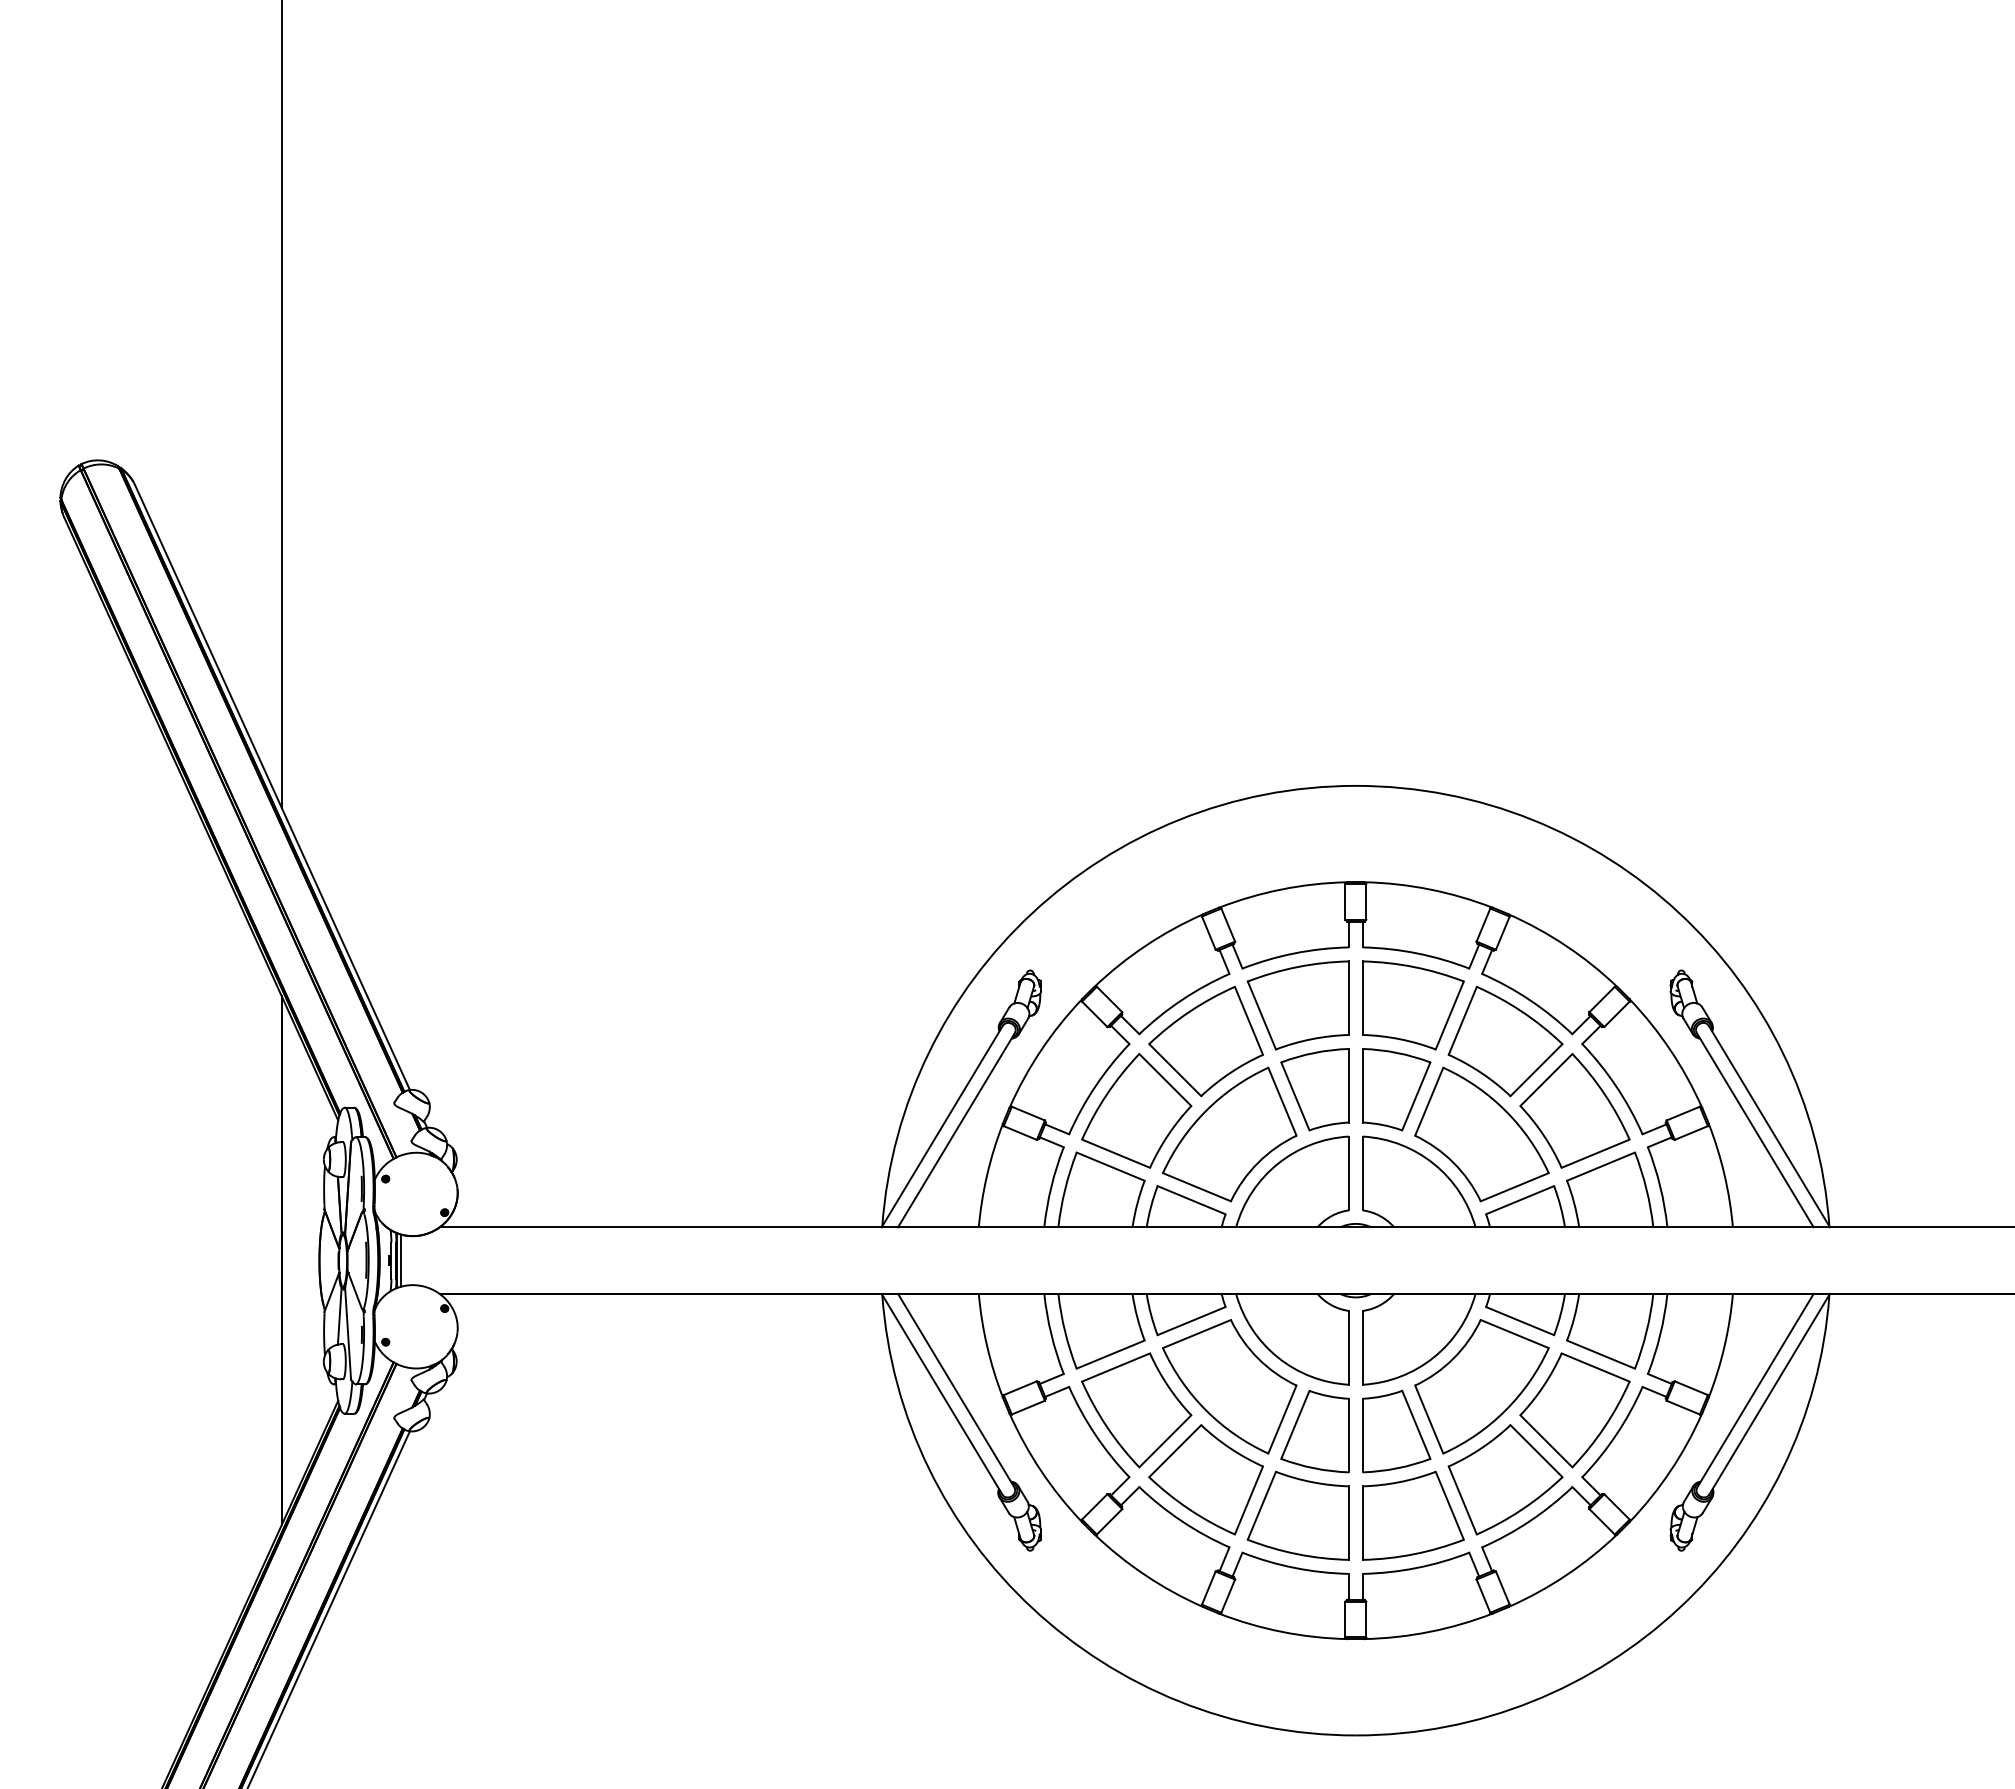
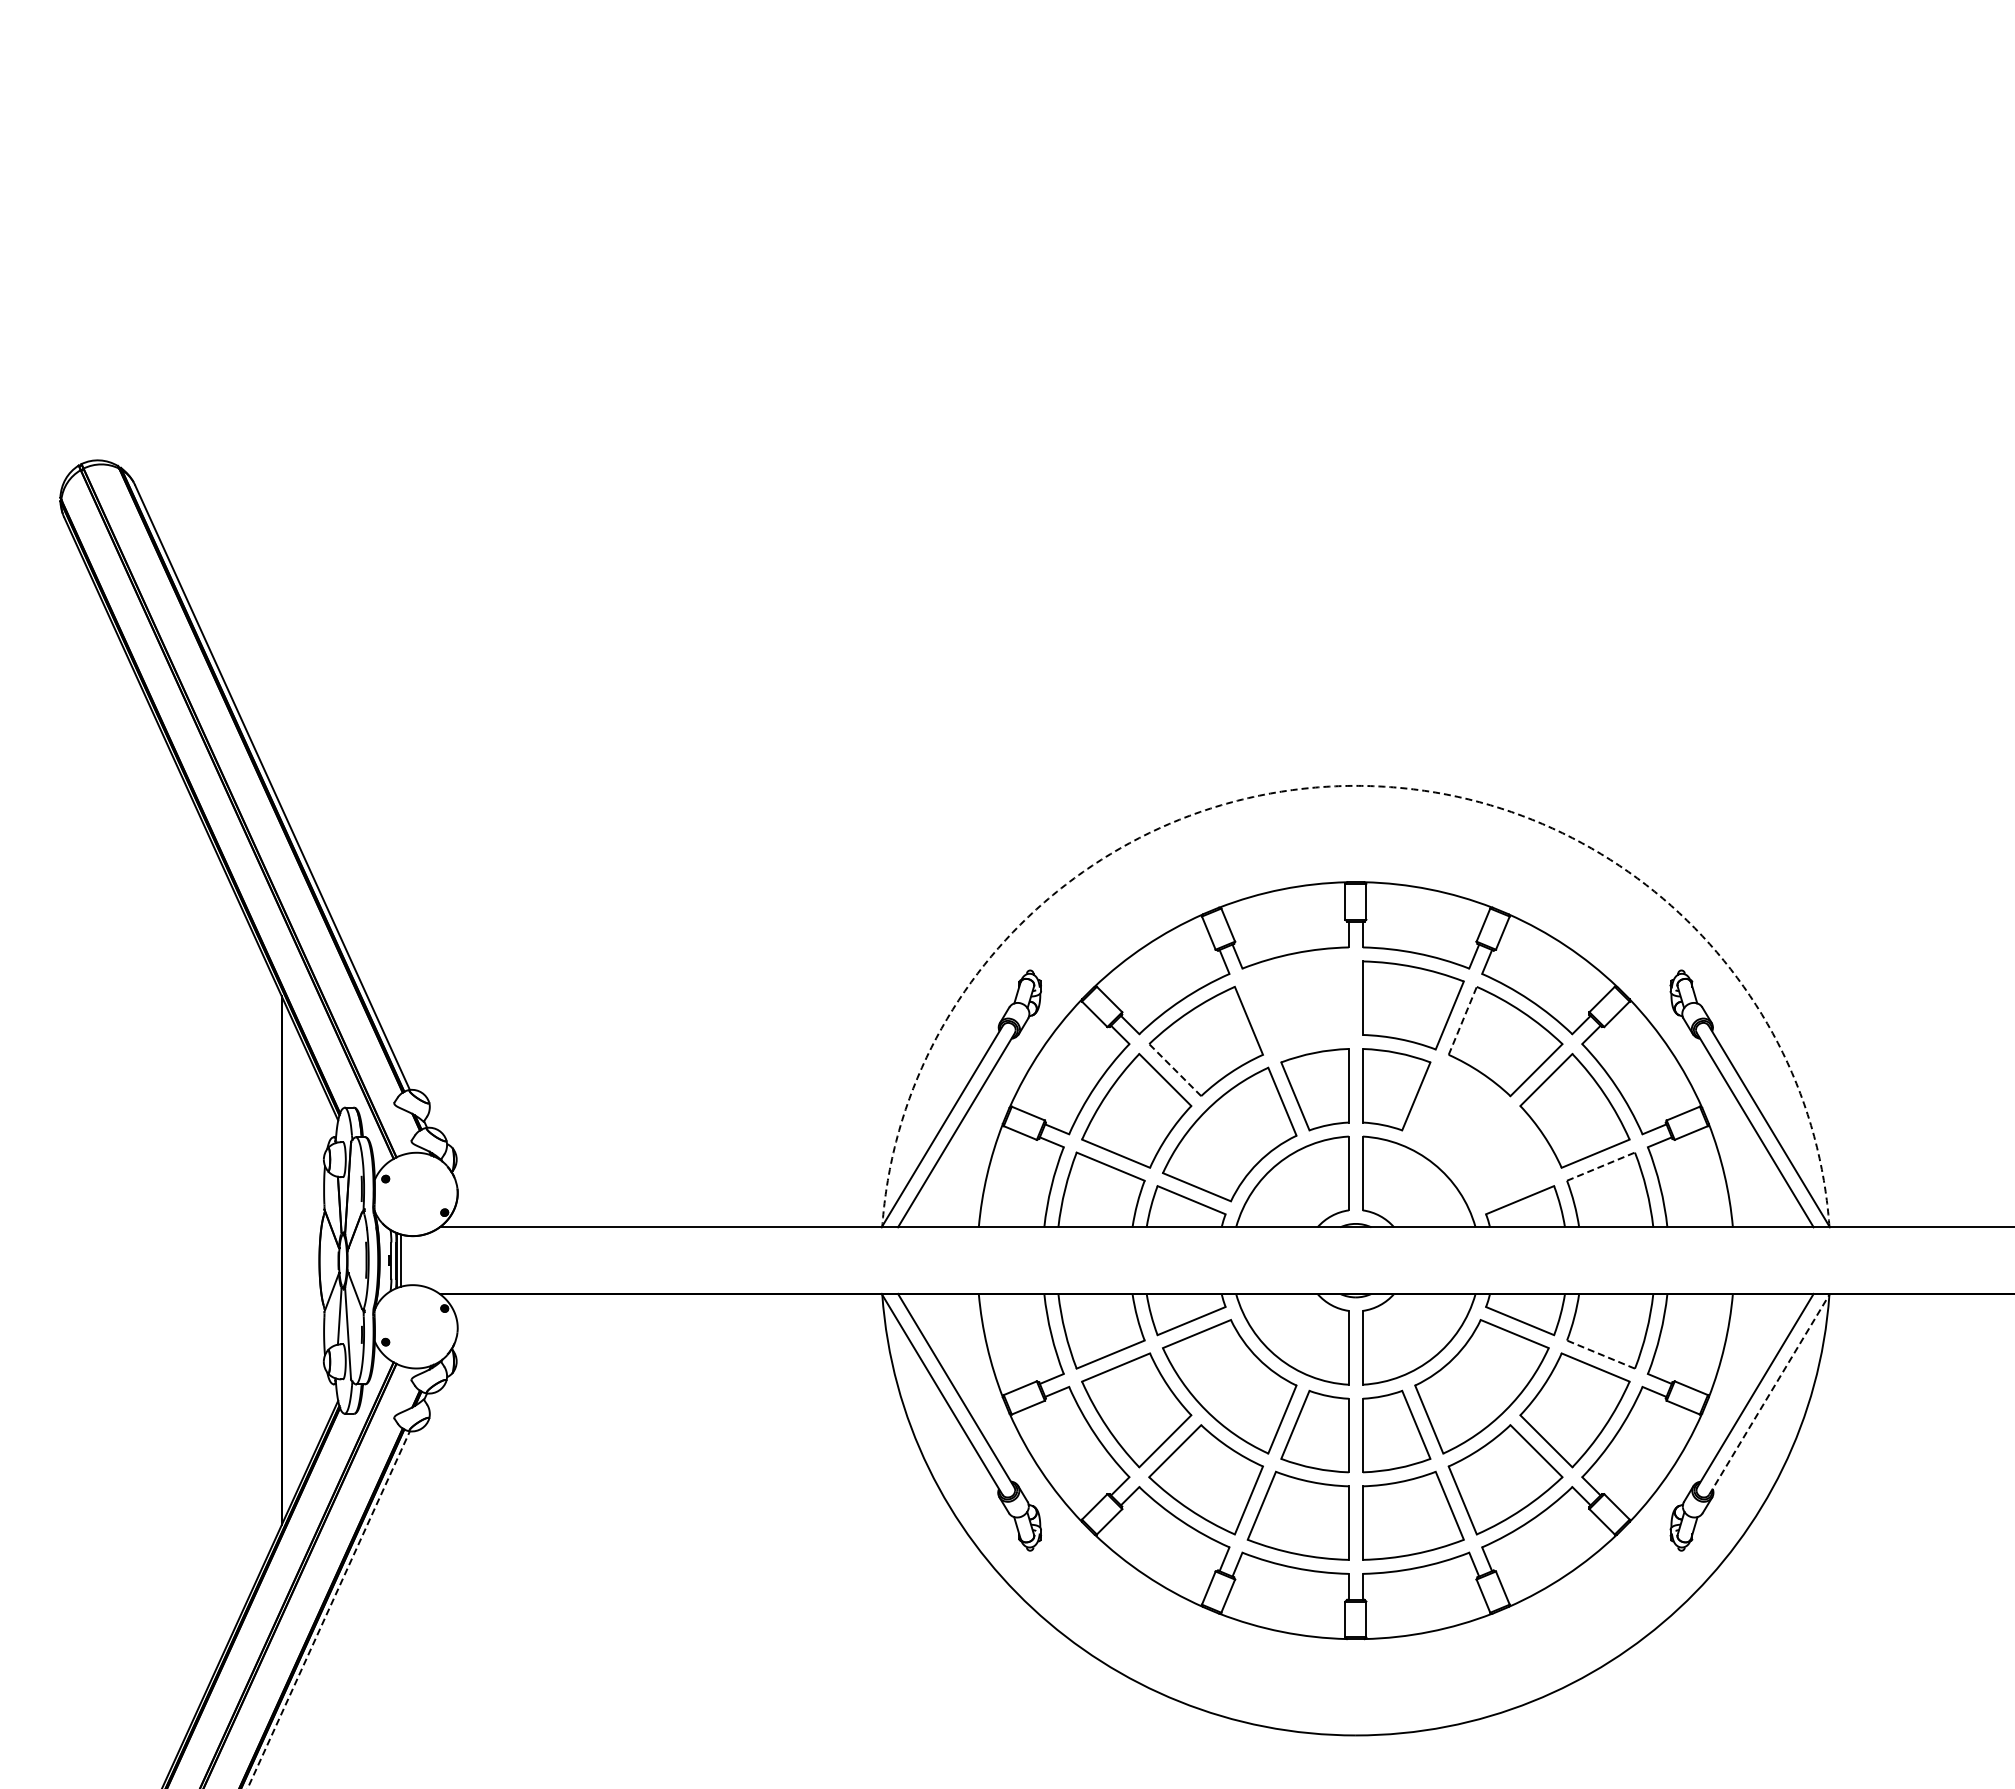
line: present -> none (281, 404)
arc: solid -> dashed (1355, 785)
part: present -> none (1297, 1005)
line: solid -> dashed (1462, 1020)
line: solid -> dashed (1175, 1070)
part: present -> none (1481, 1134)
line: solid -> dashed (1601, 1166)
line: solid -> dashed (1601, 1354)
line: solid -> dashed (1769, 1393)
line: solid -> dashed (328, 1609)
